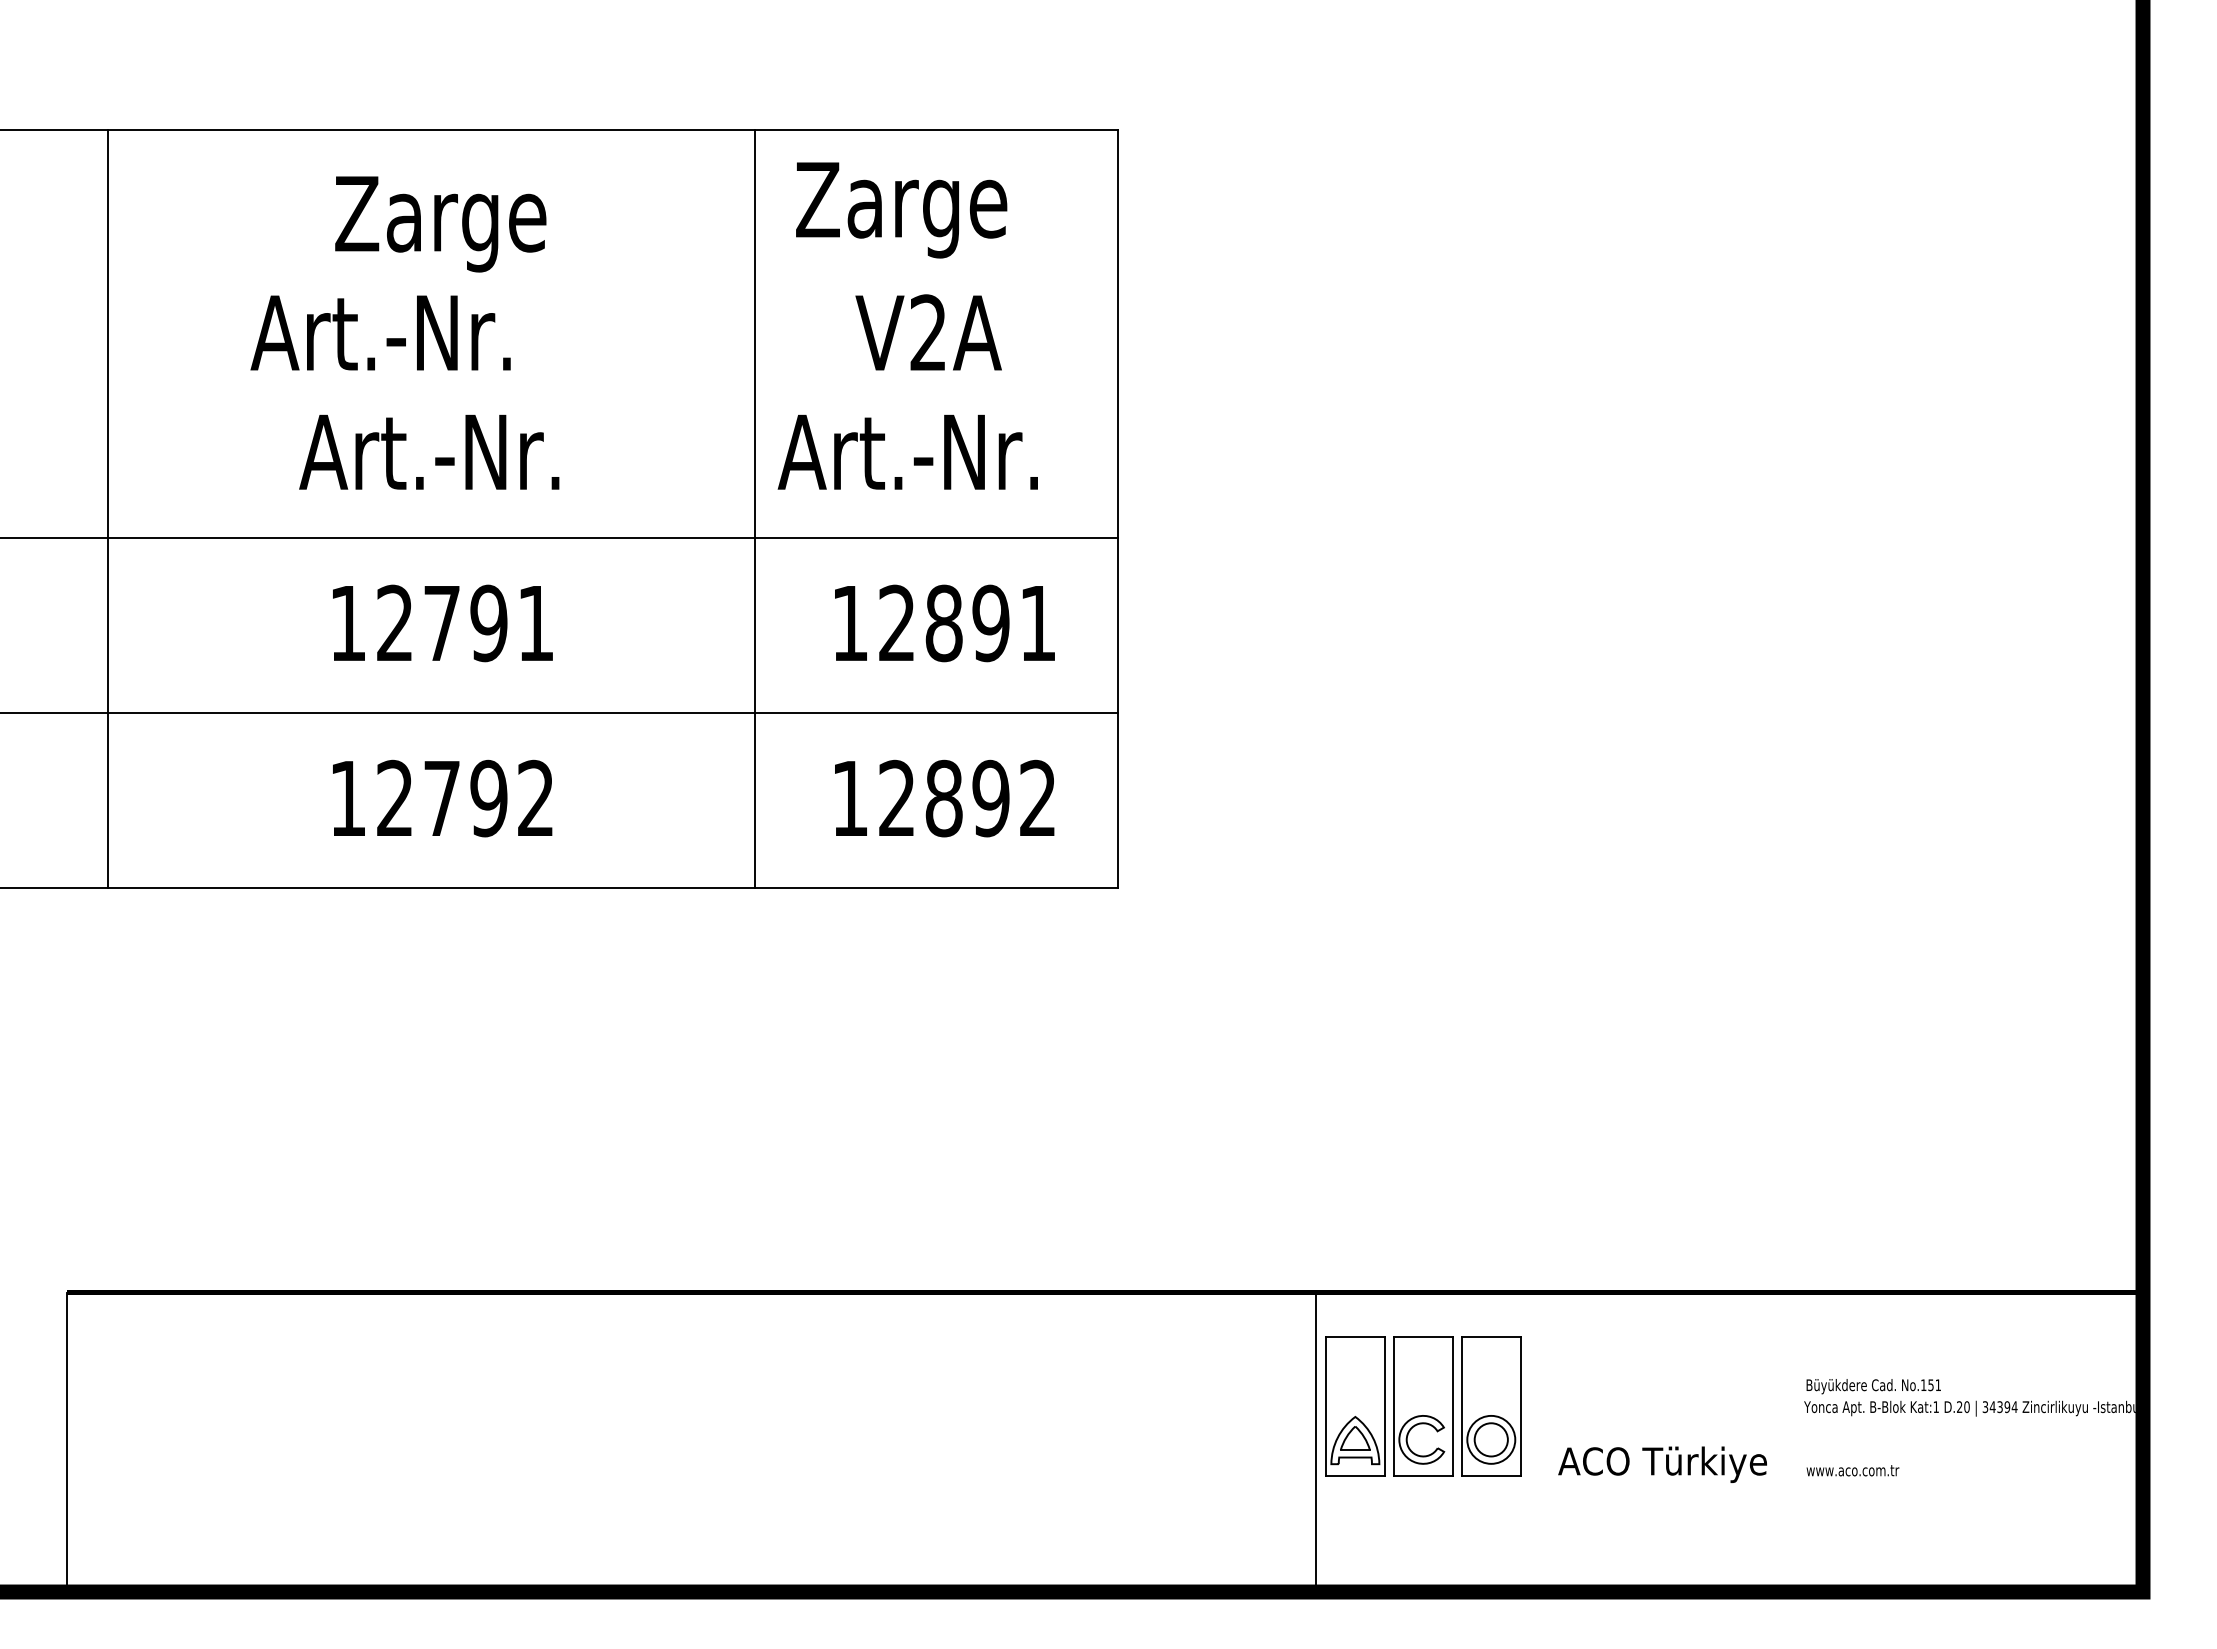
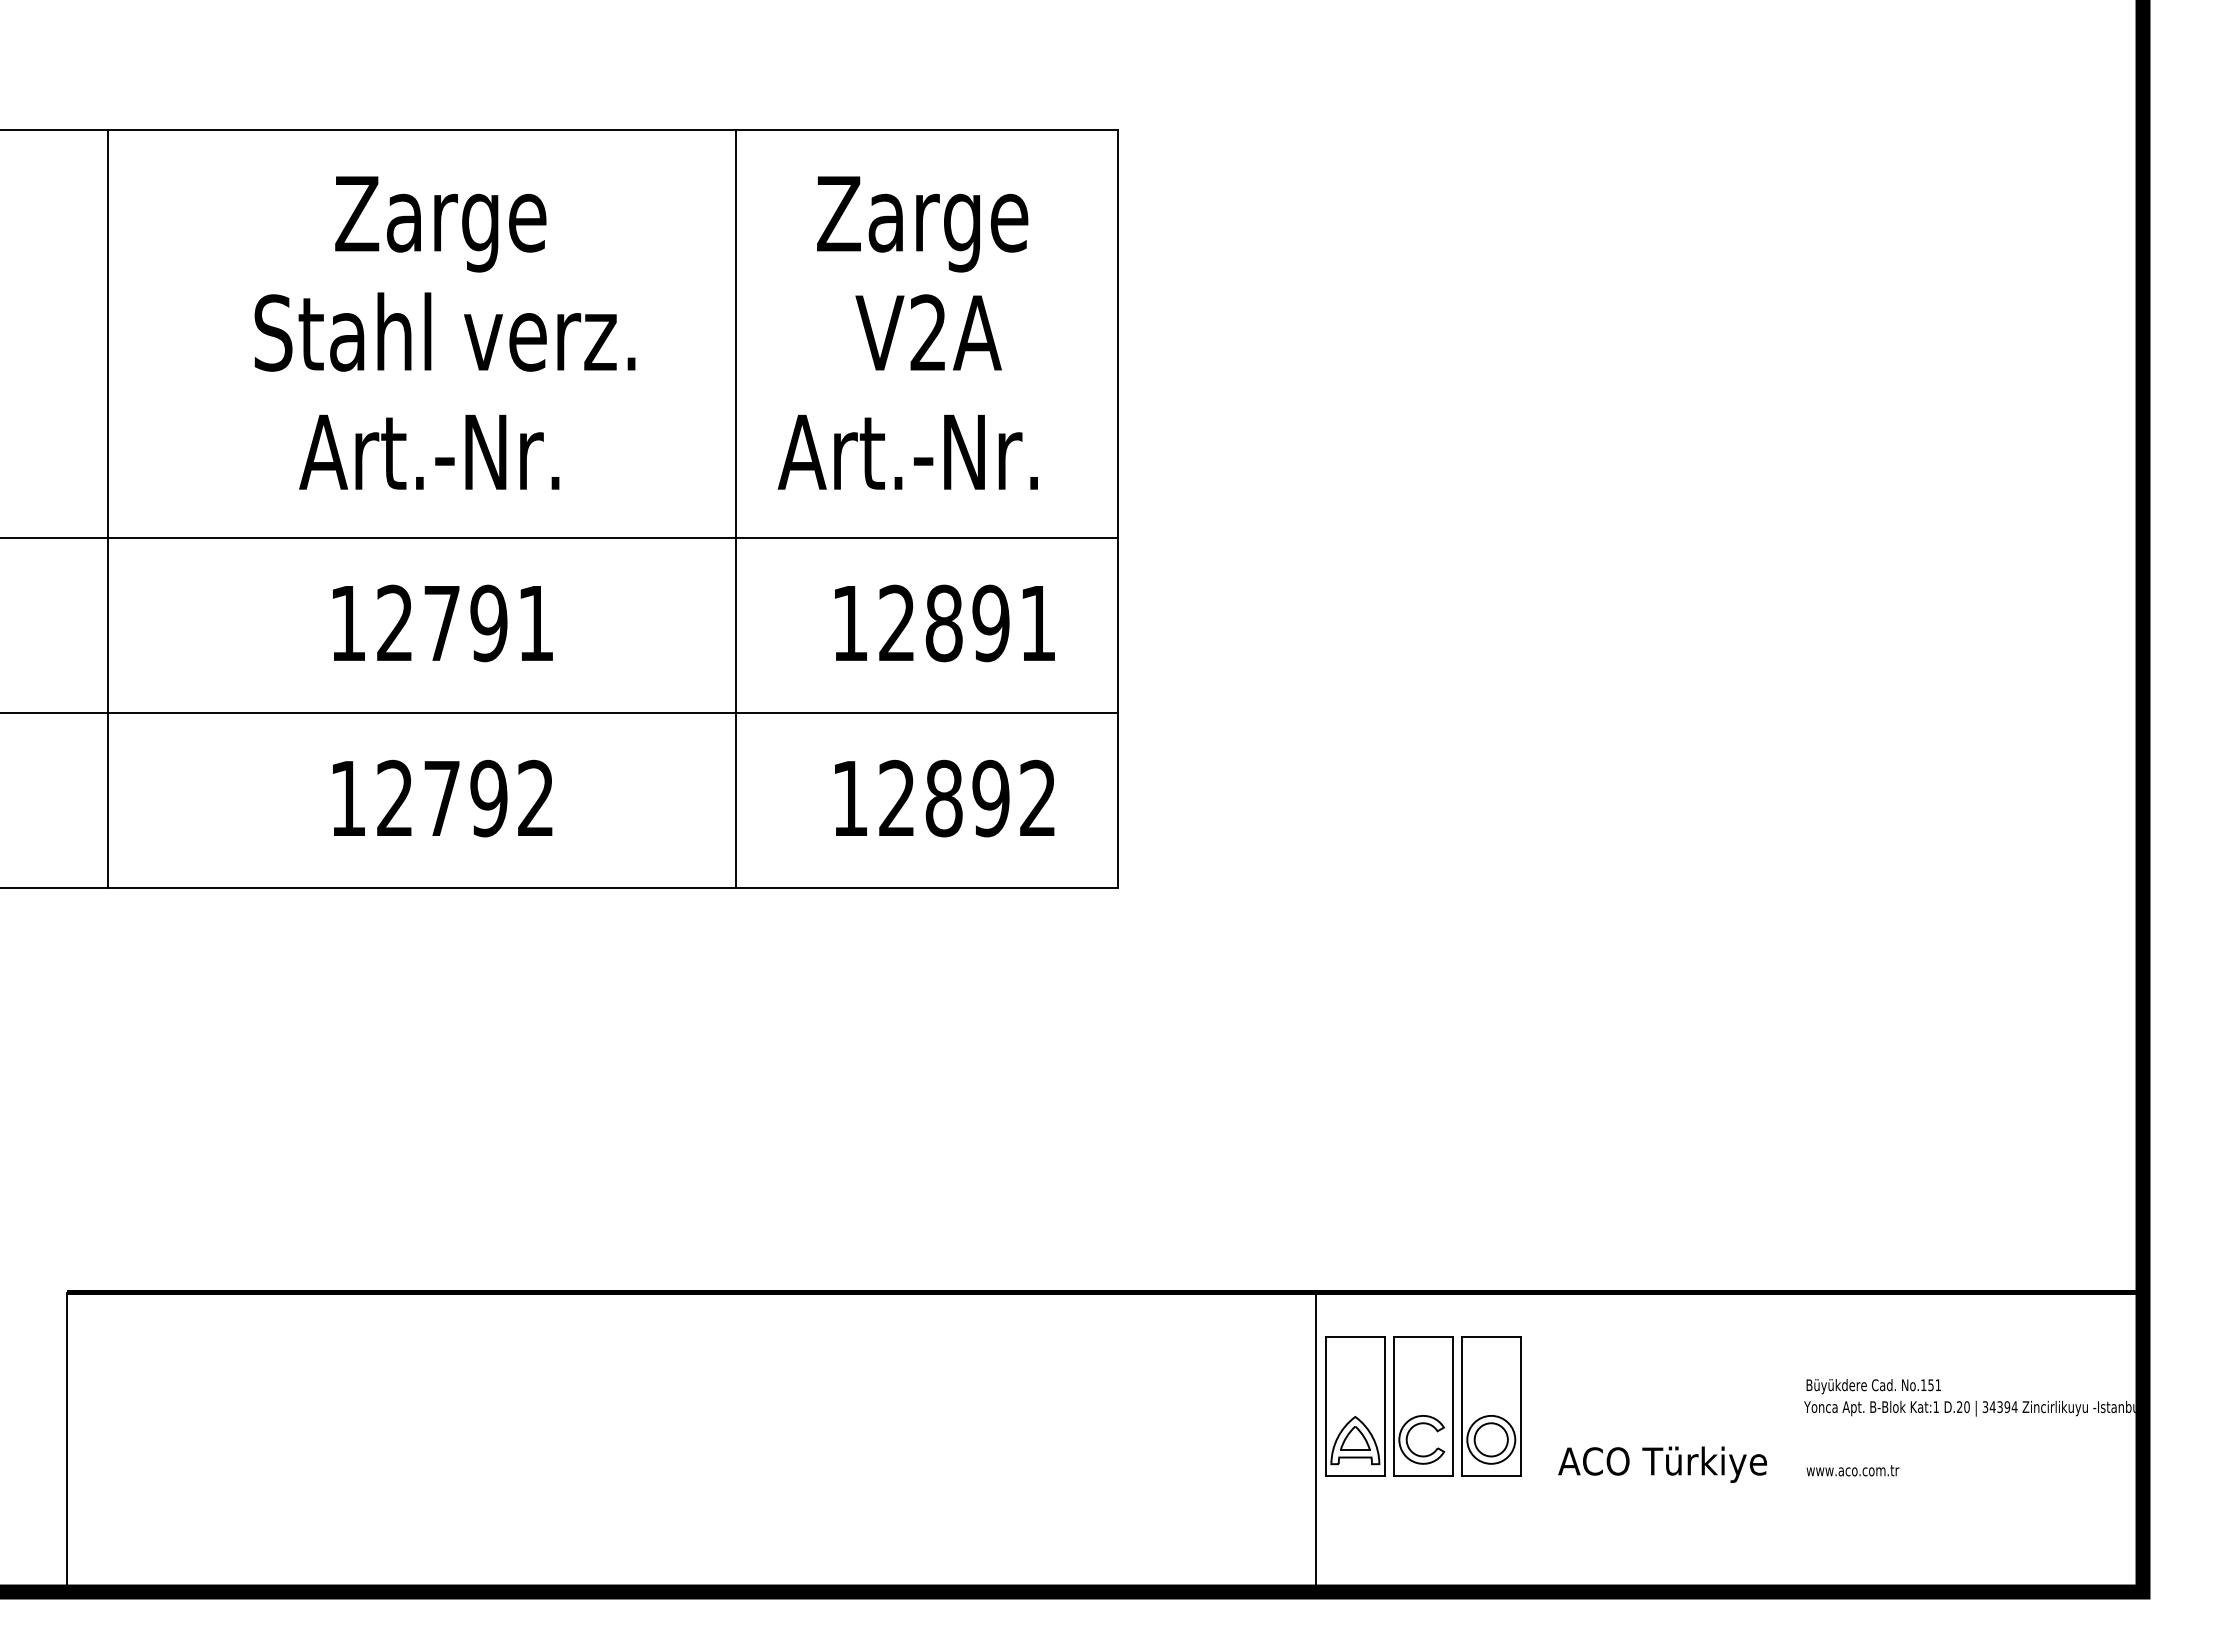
text position: (901, 210) -> (922, 224) (922, 224)
text: Art.-Nr. -> Stahl verz. (442, 331)
line position: (755, 509) -> (736, 509) (736, 509)
